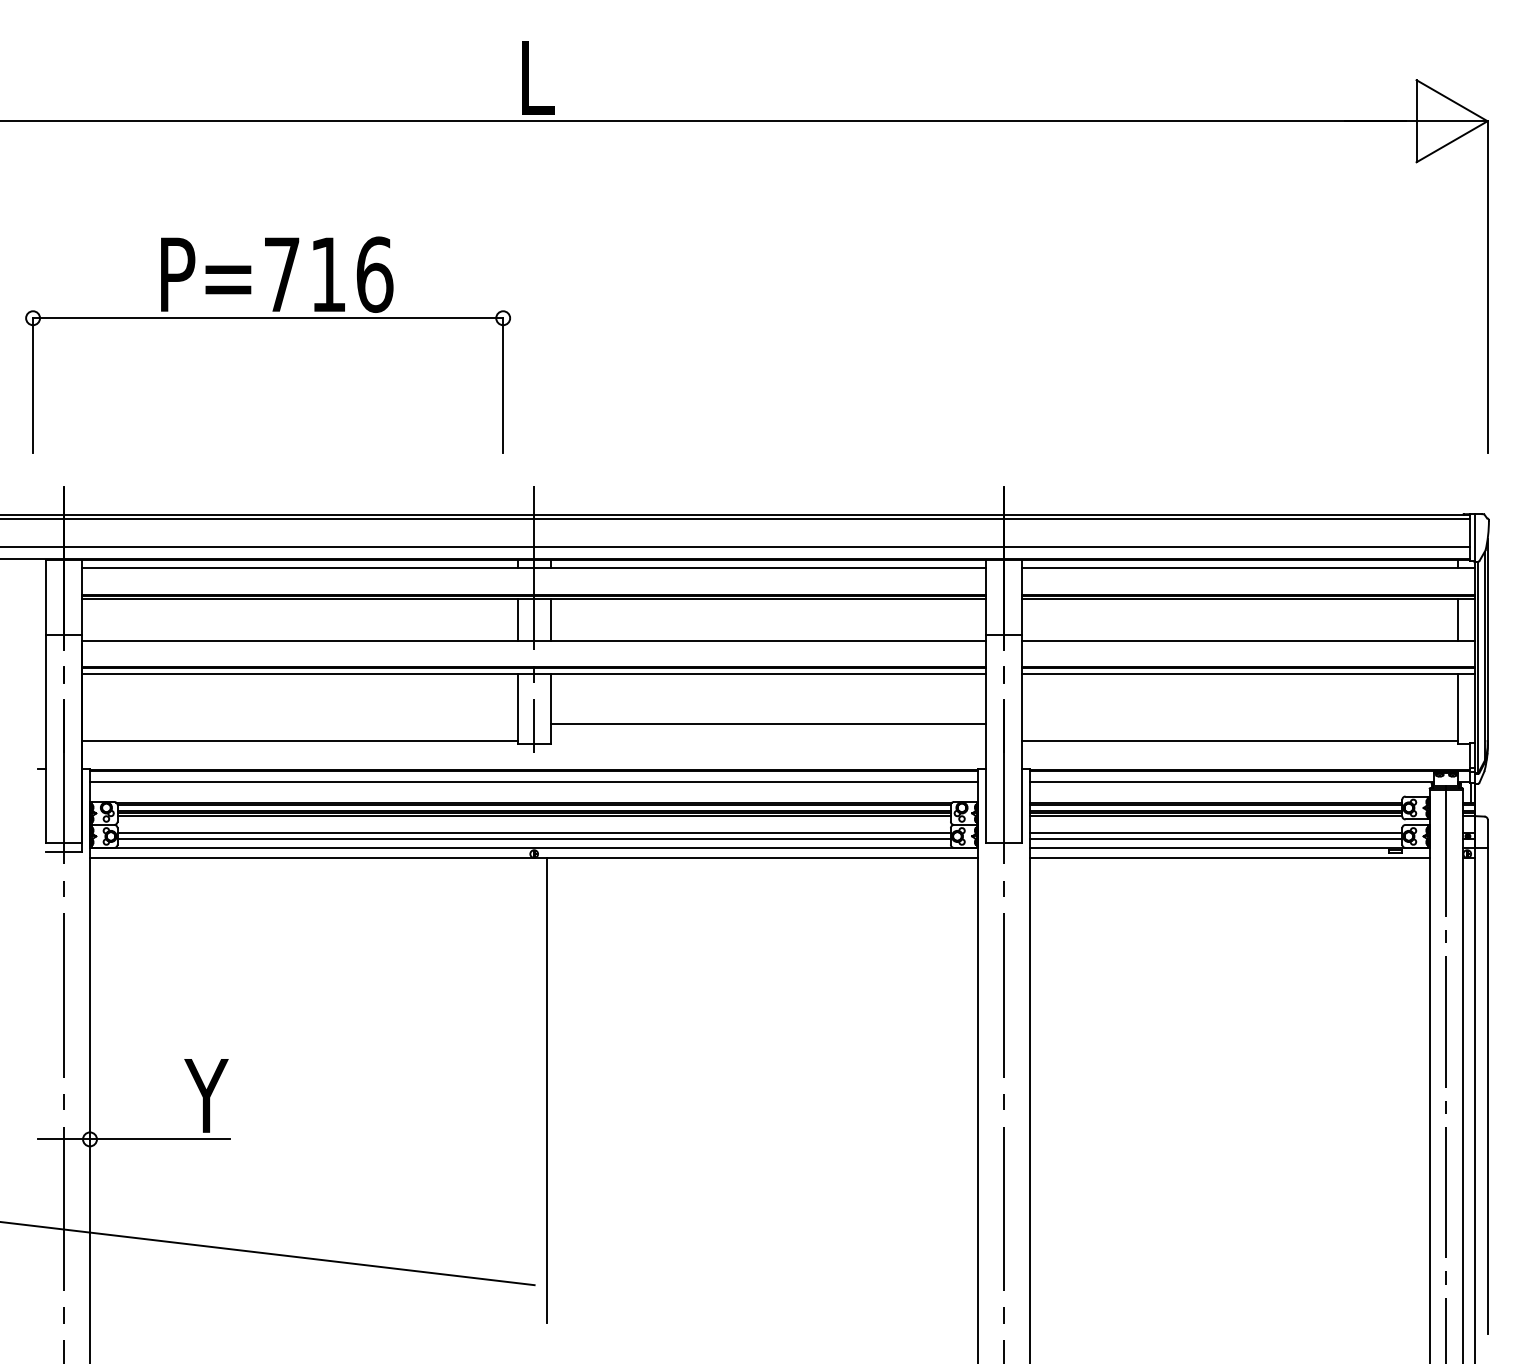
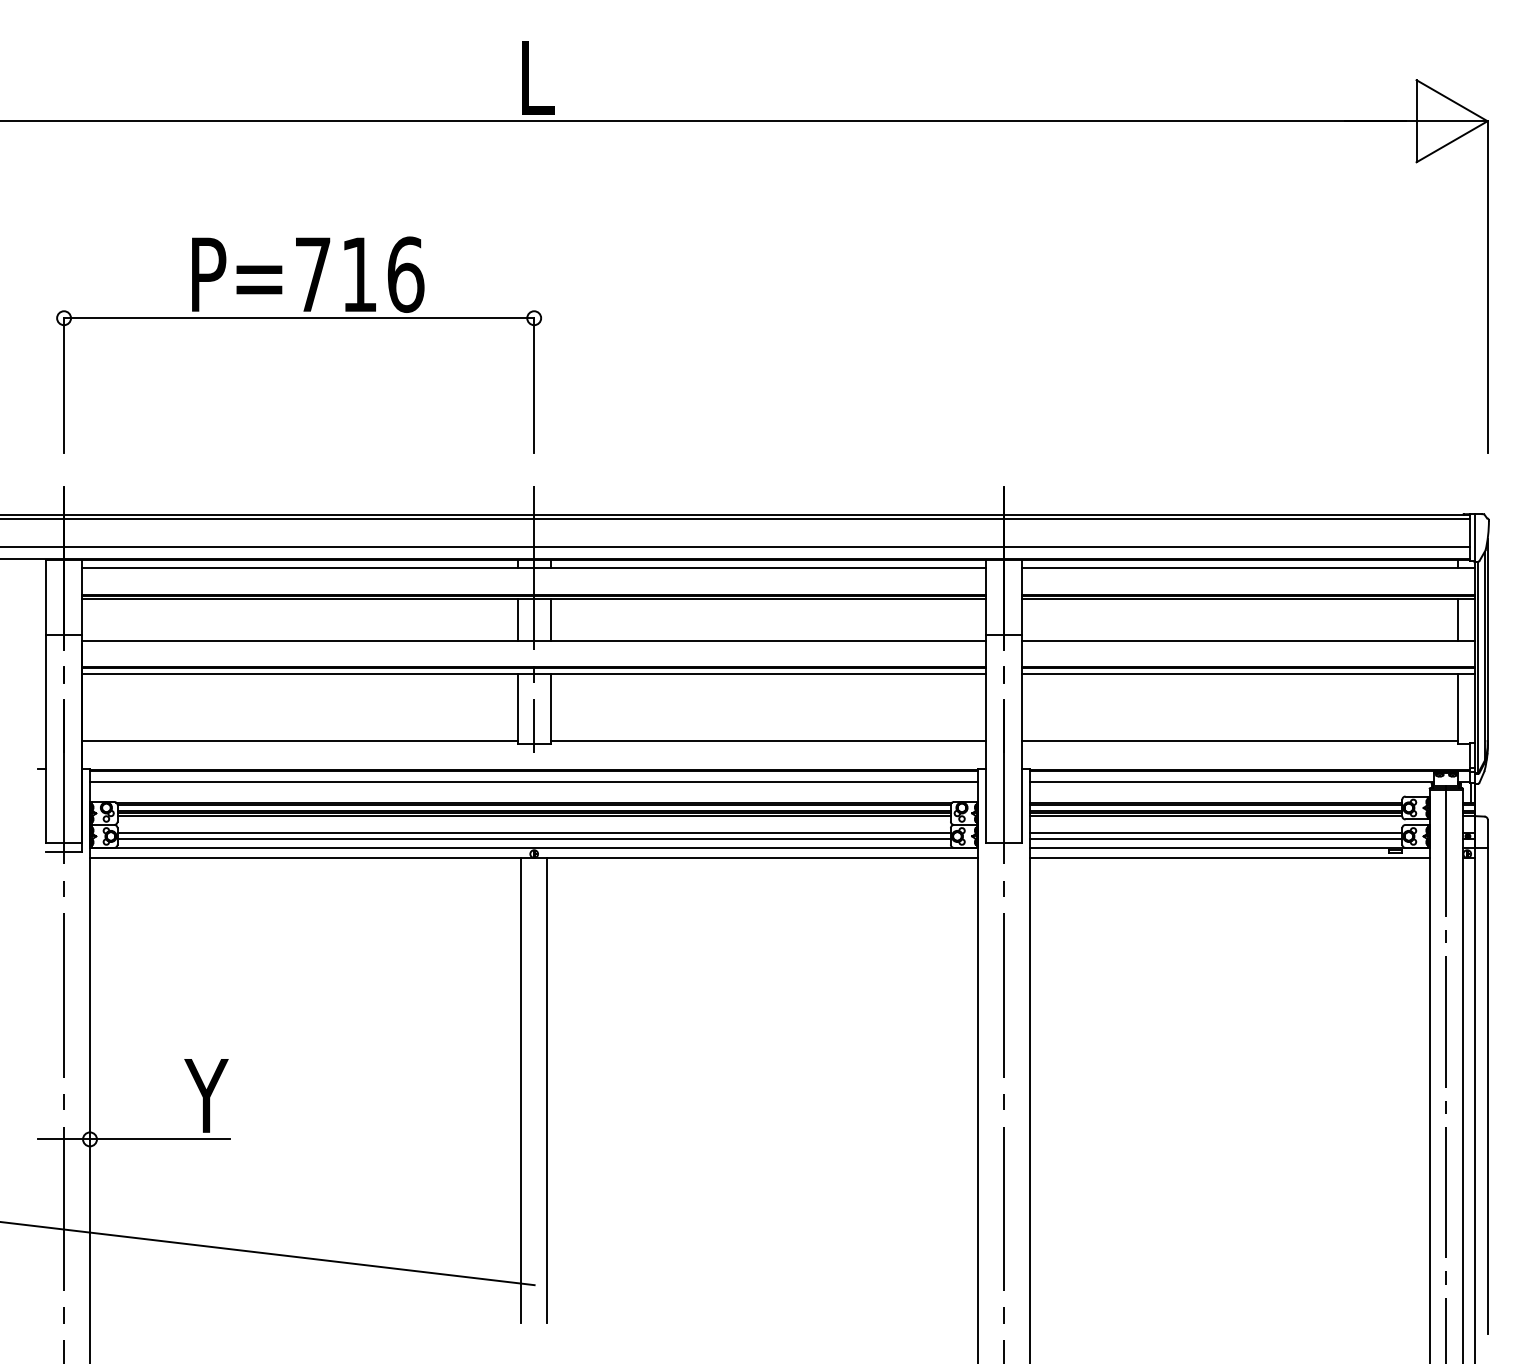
part position: (267, 318) -> (298, 318) (298, 318)
line position: (768, 723) -> (768, 740) (768, 740)
line: none -> present (521, 1090)
